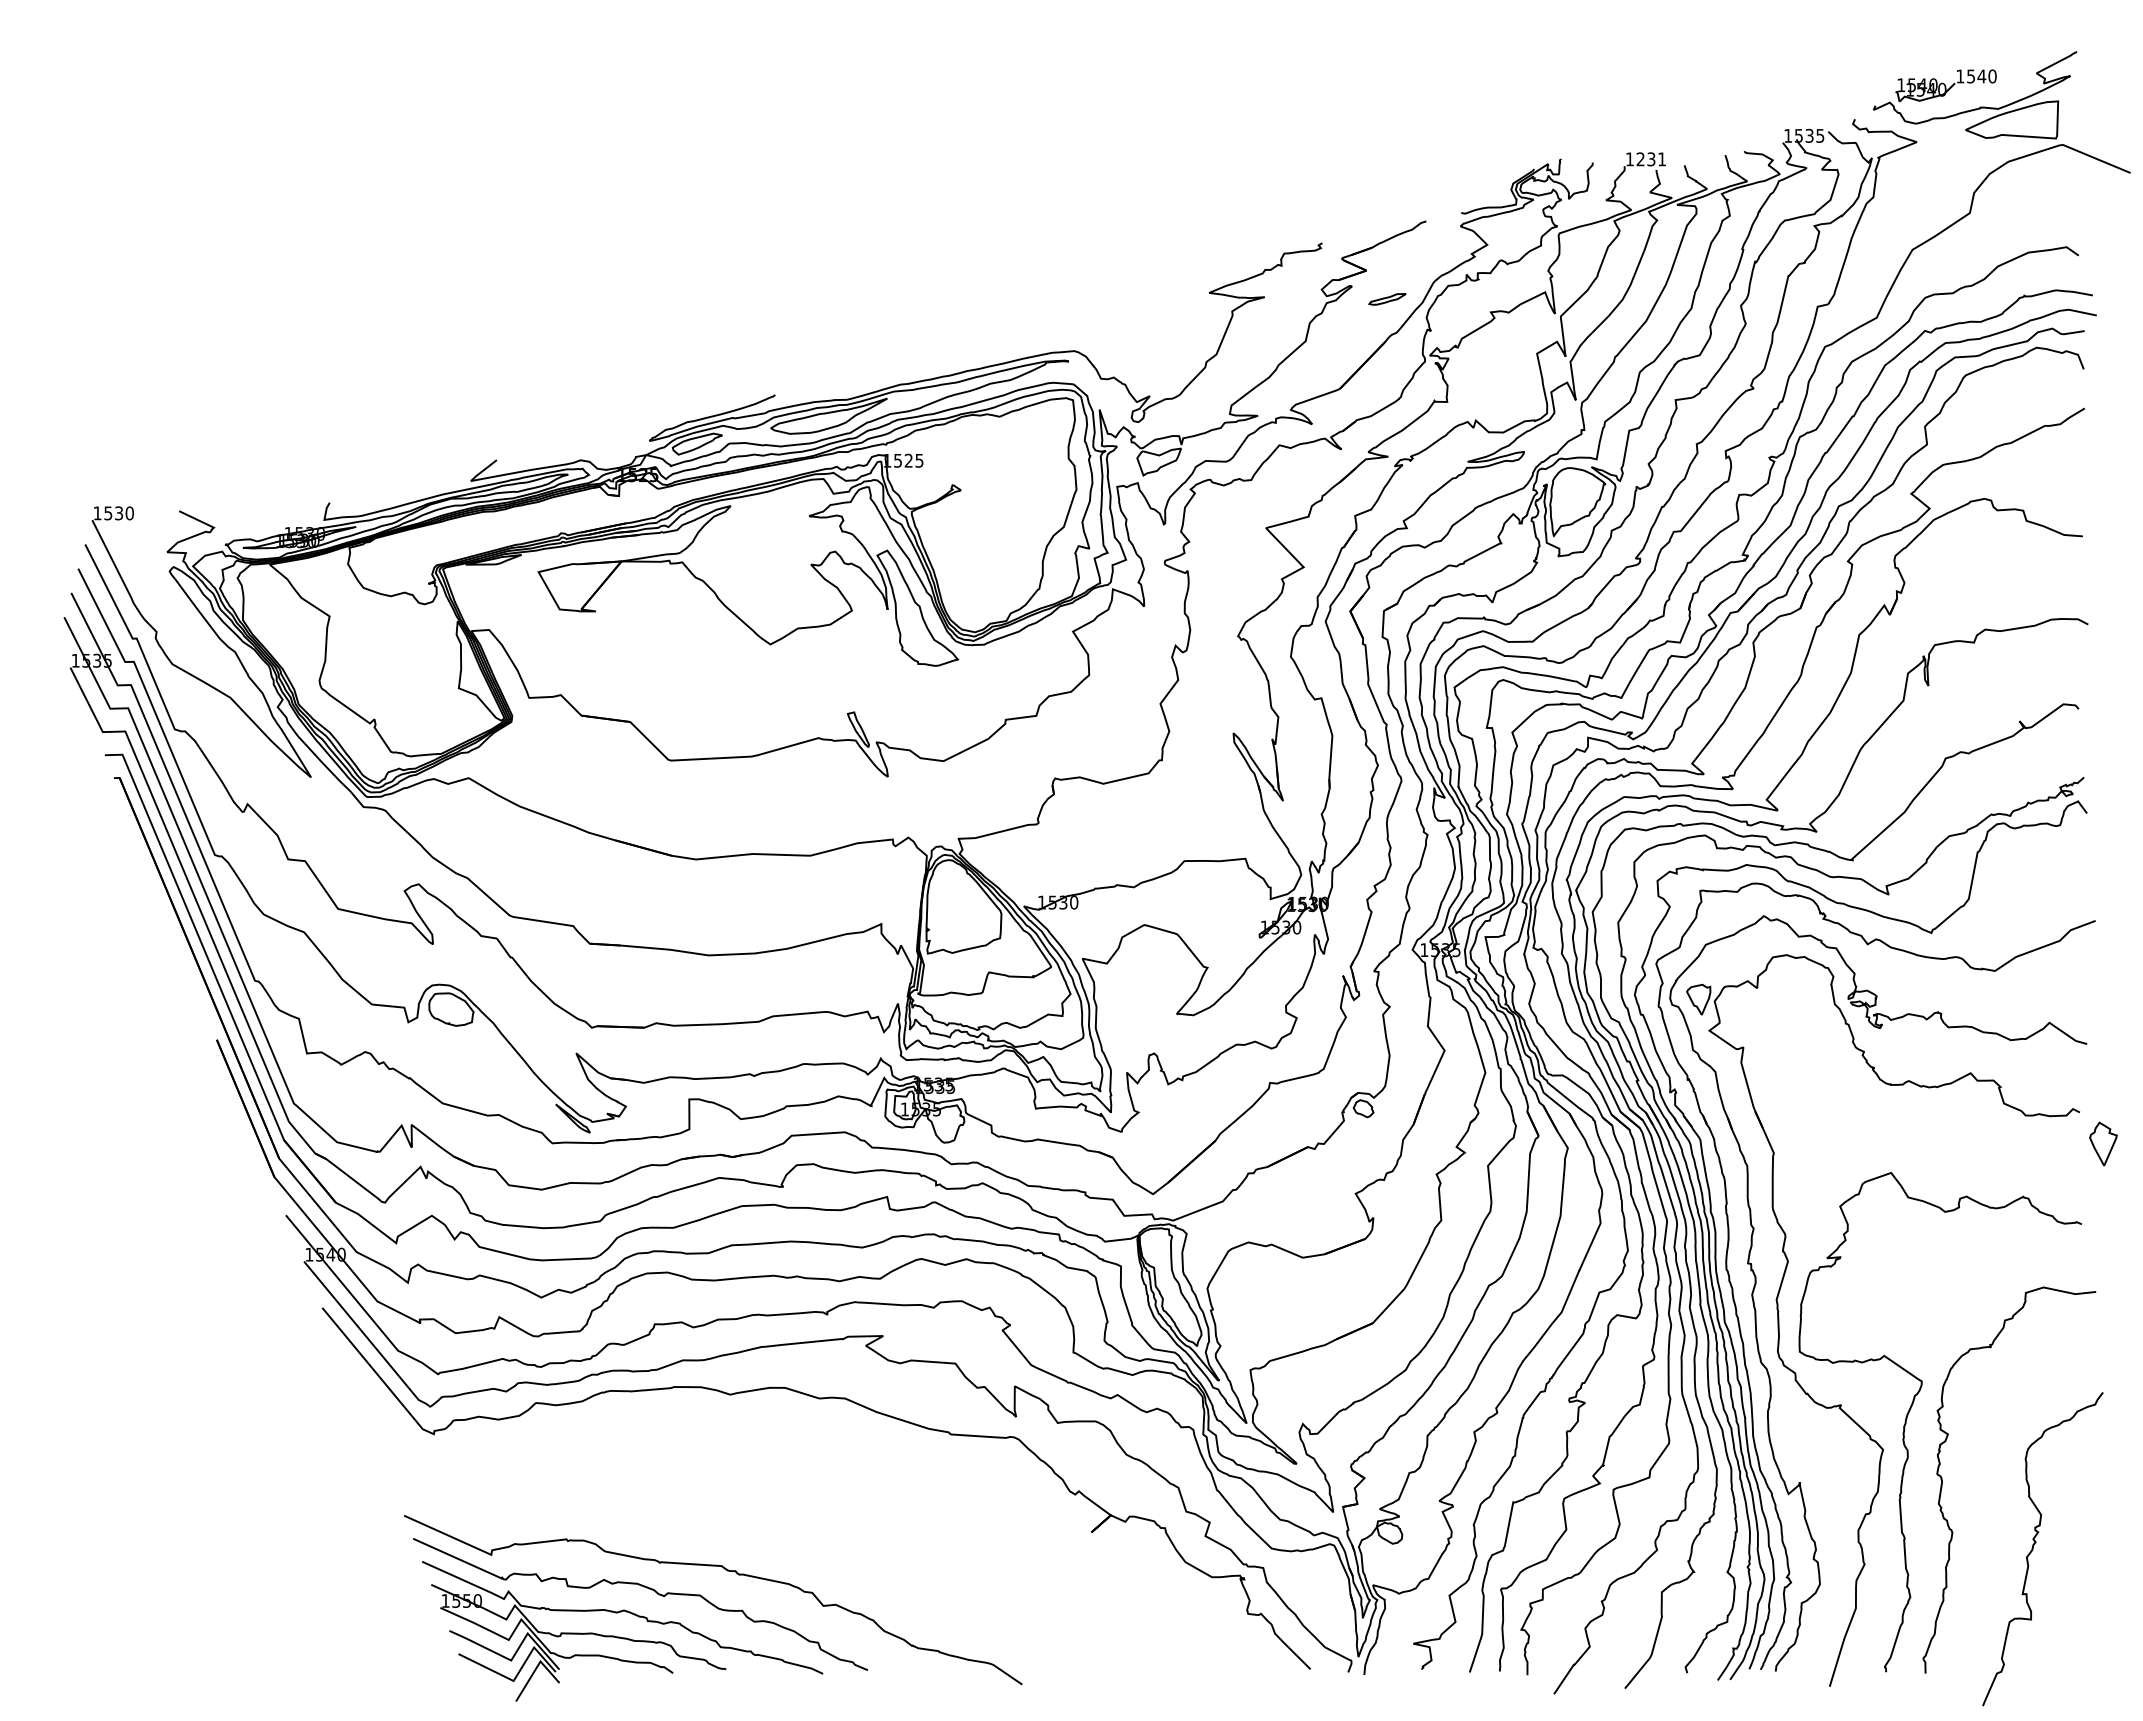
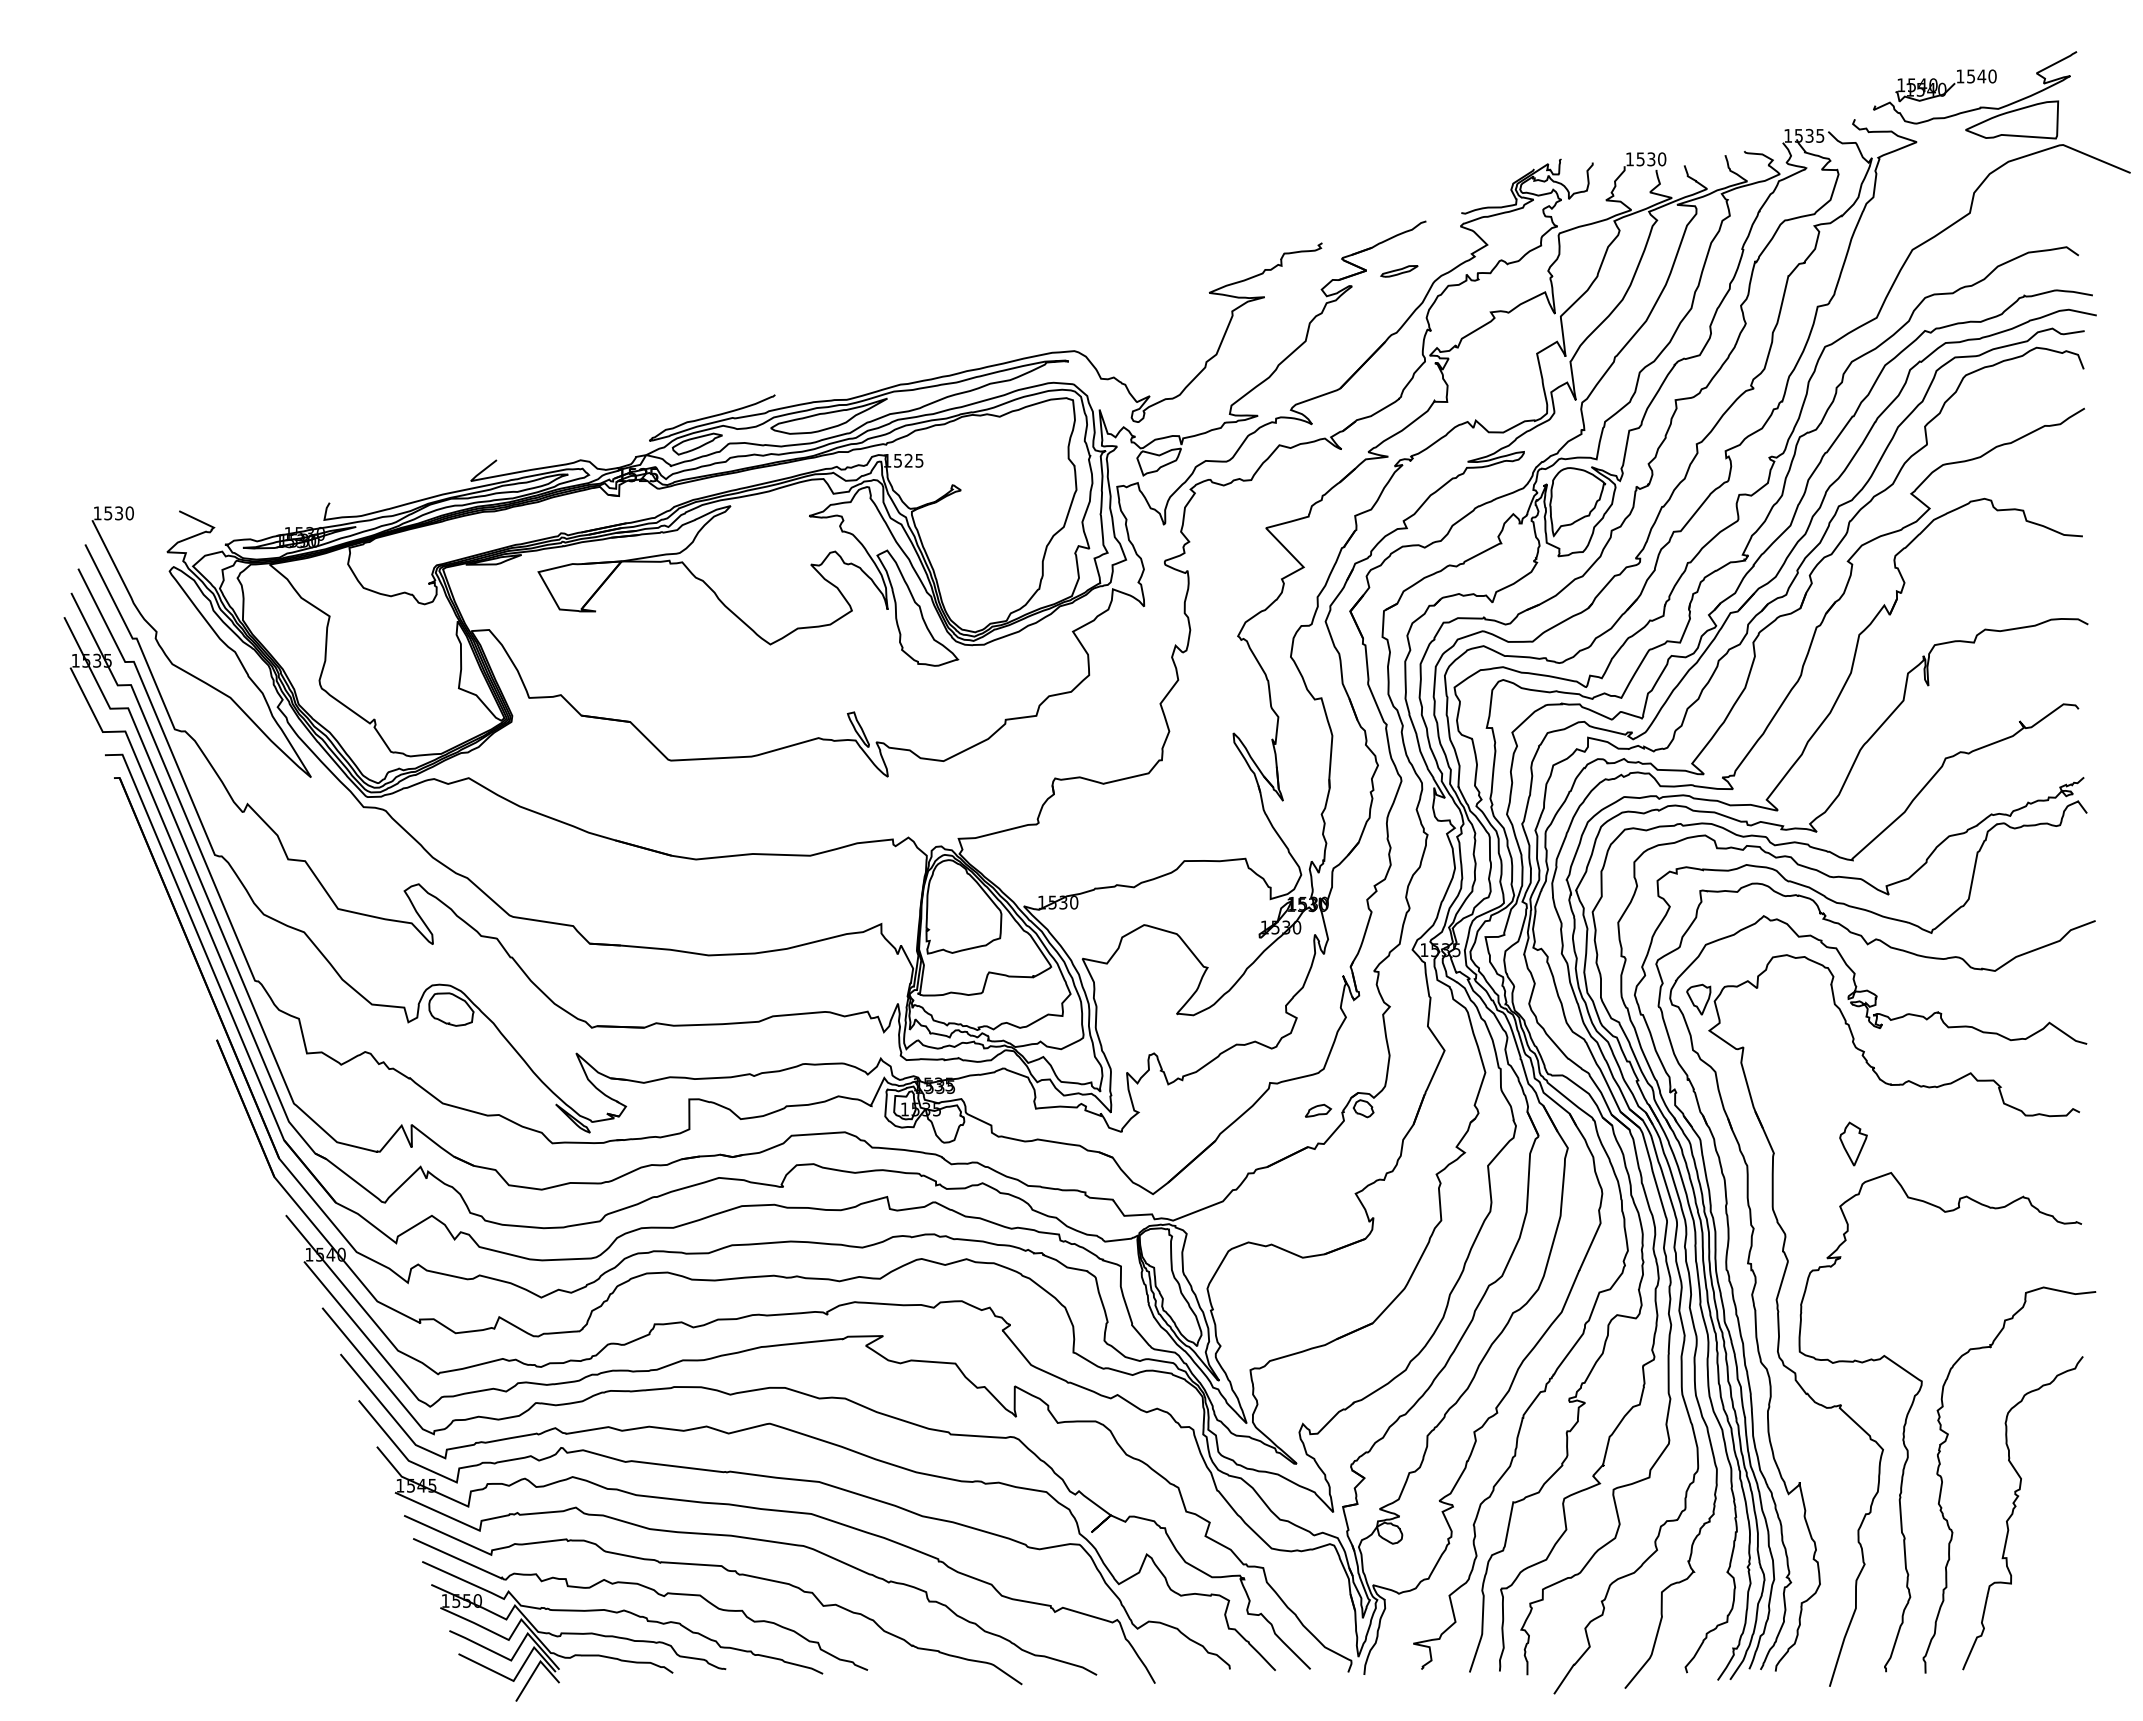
text: 1231 -> 1530 (1651, 159)
part position: (1387, 299) -> (1399, 271) (1399, 271)
part: none -> present (1318, 1110)
part position: (2103, 1143) -> (1853, 1143) (1853, 1143)
part: none -> present (807, 1518)
curve position: (2035, 1544) -> (2015, 1508) (2015, 1508)
